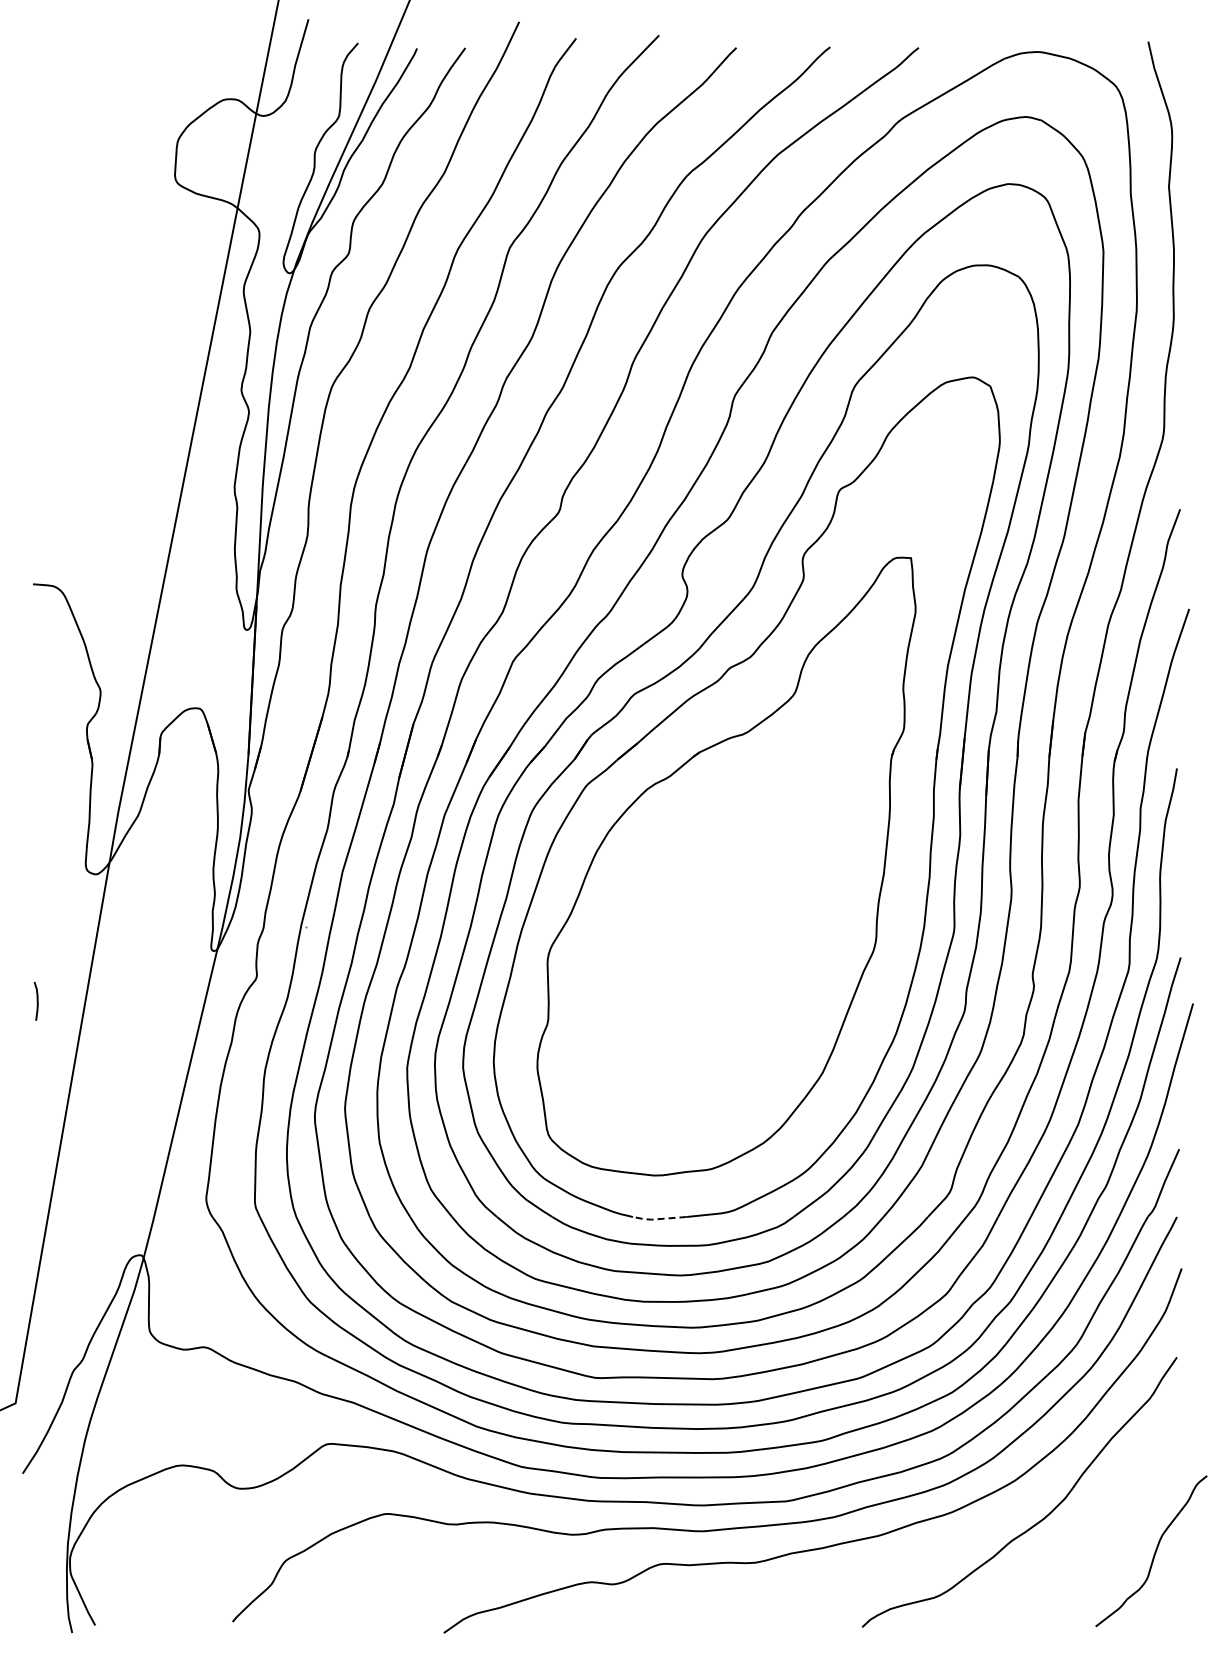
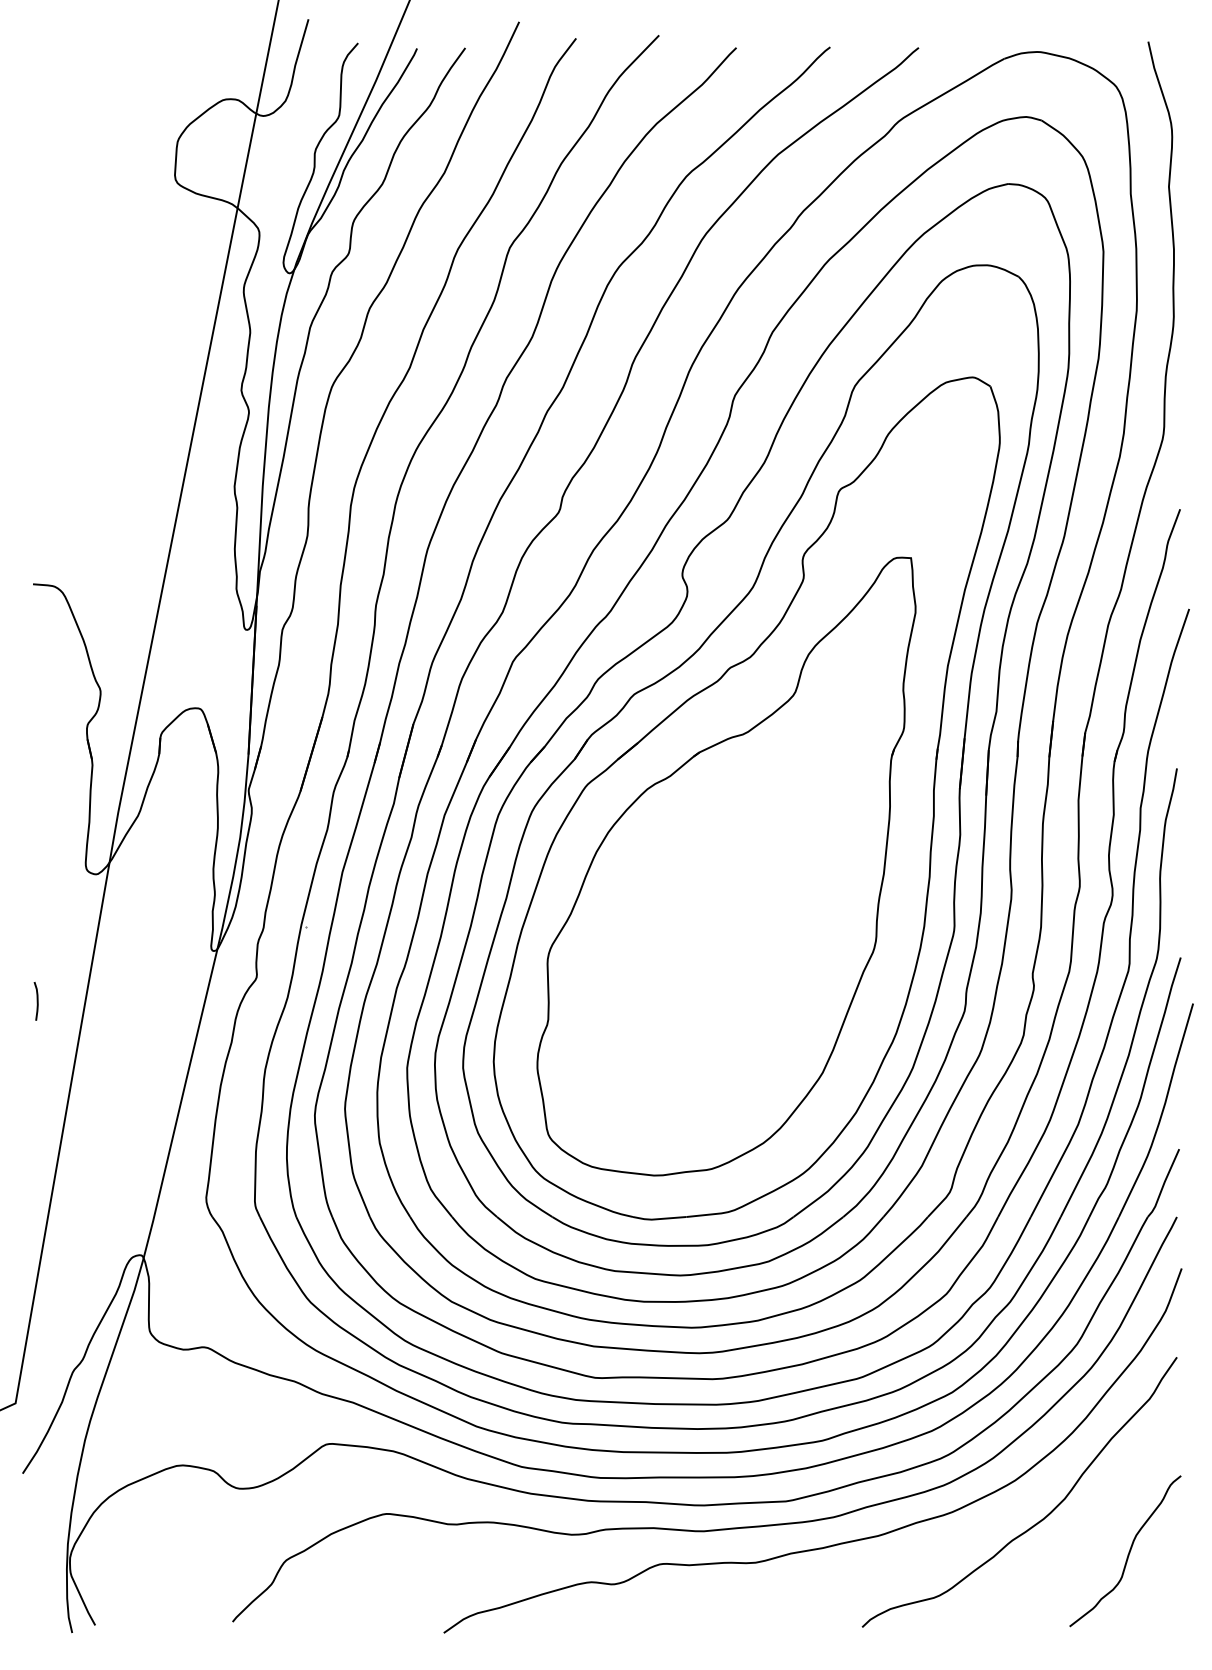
line: dashed -> solid (657, 1219)
curve position: (1154, 1551) -> (1128, 1551) (1128, 1551)
